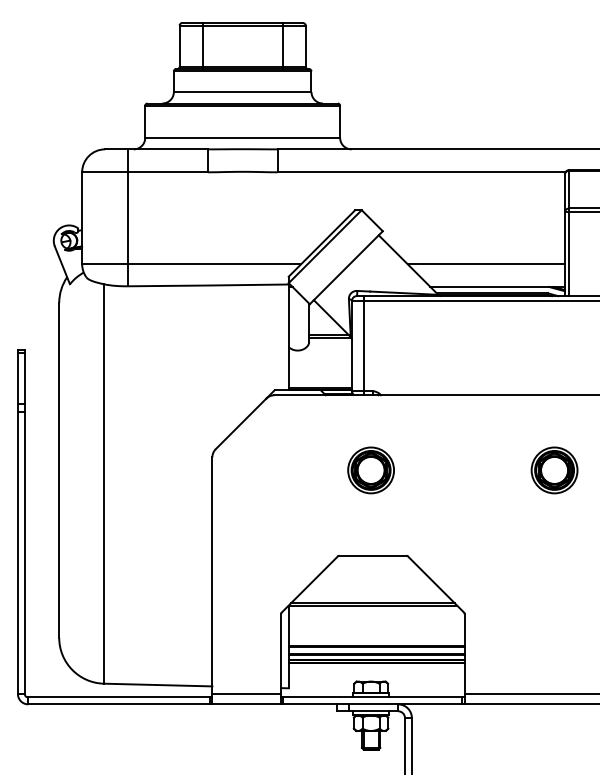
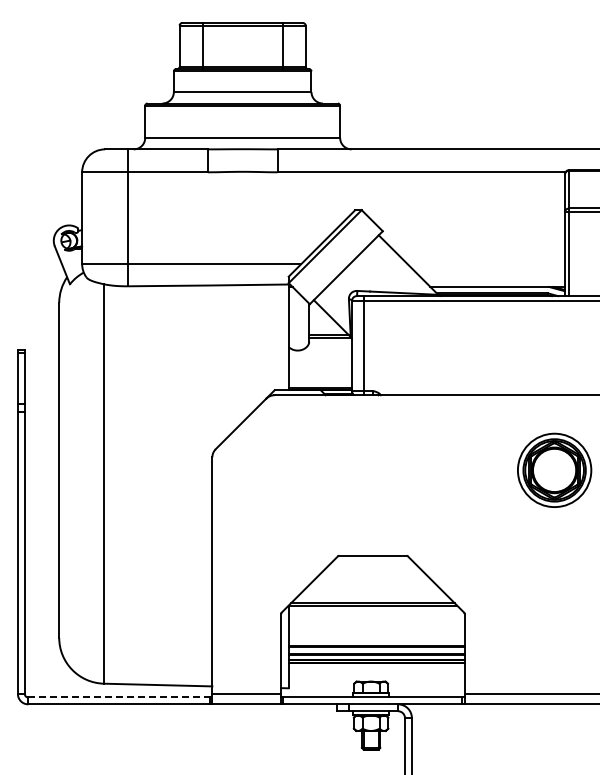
line: present -> none (485, 264)
part: present -> none (370, 470)
part size: 49x49 px -> 76x76 px (554, 469)
line: solid -> dashed (120, 697)
